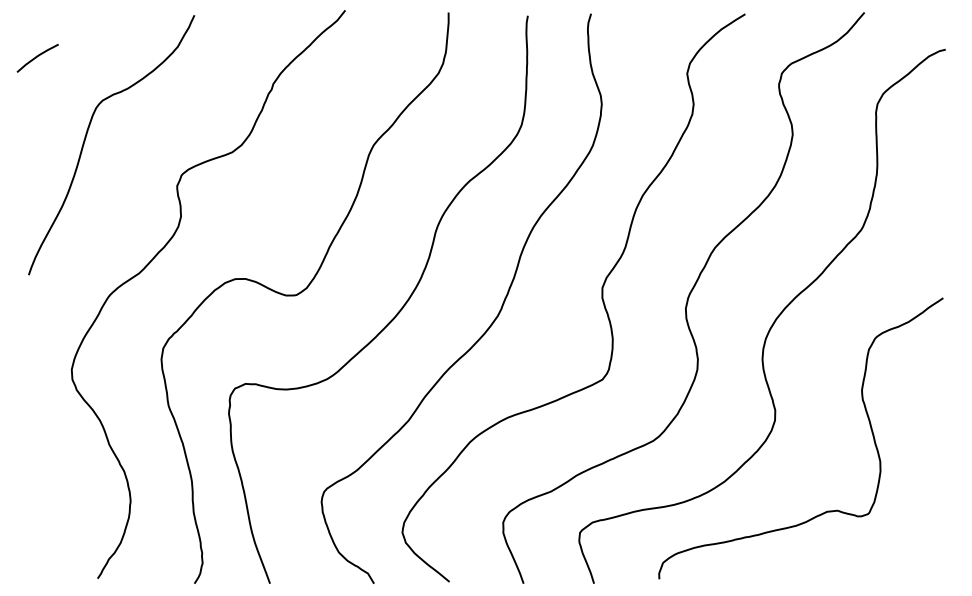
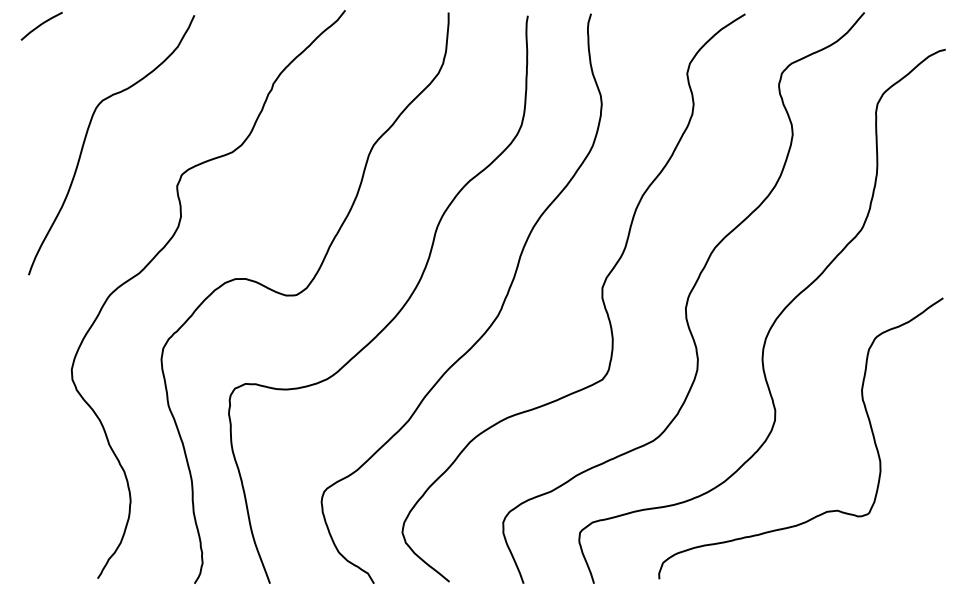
curve position: (37, 57) -> (41, 25) (41, 25)
